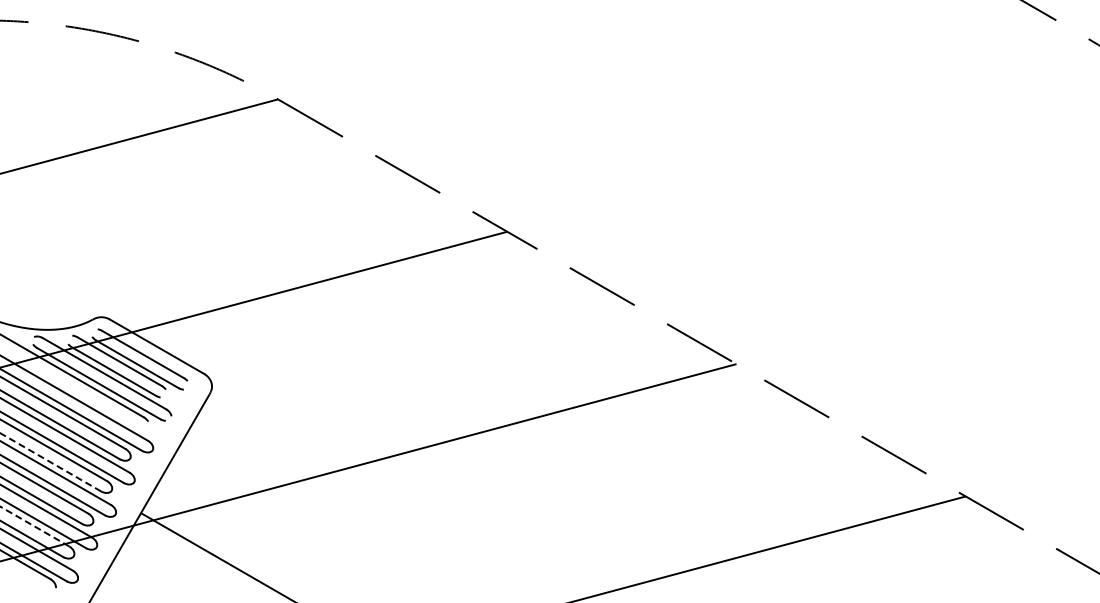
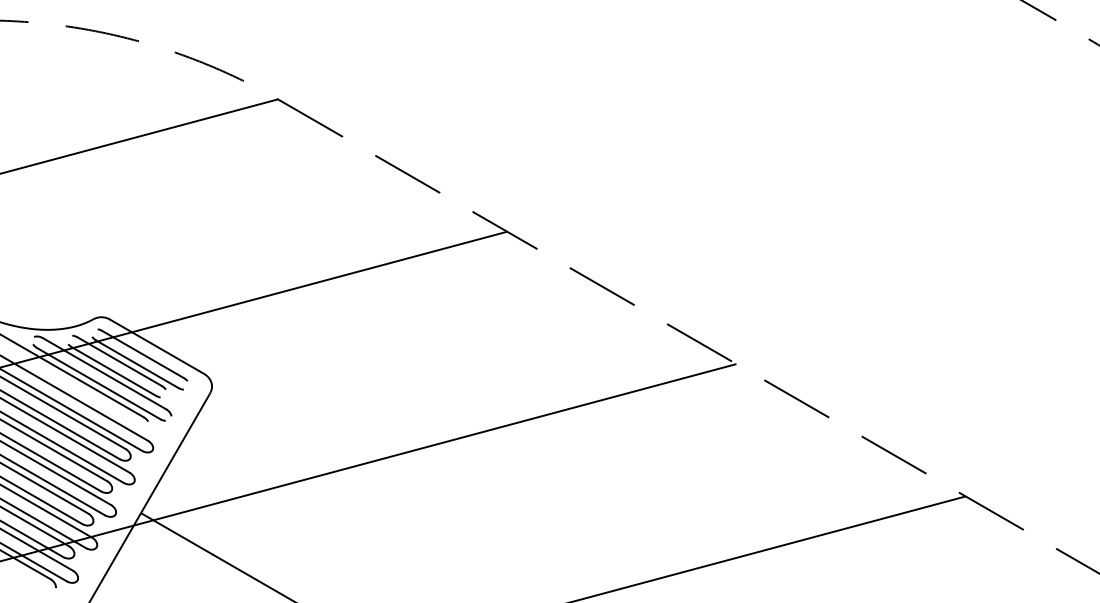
line: dashed -> solid (50, 462)
line: dashed -> solid (34, 526)
